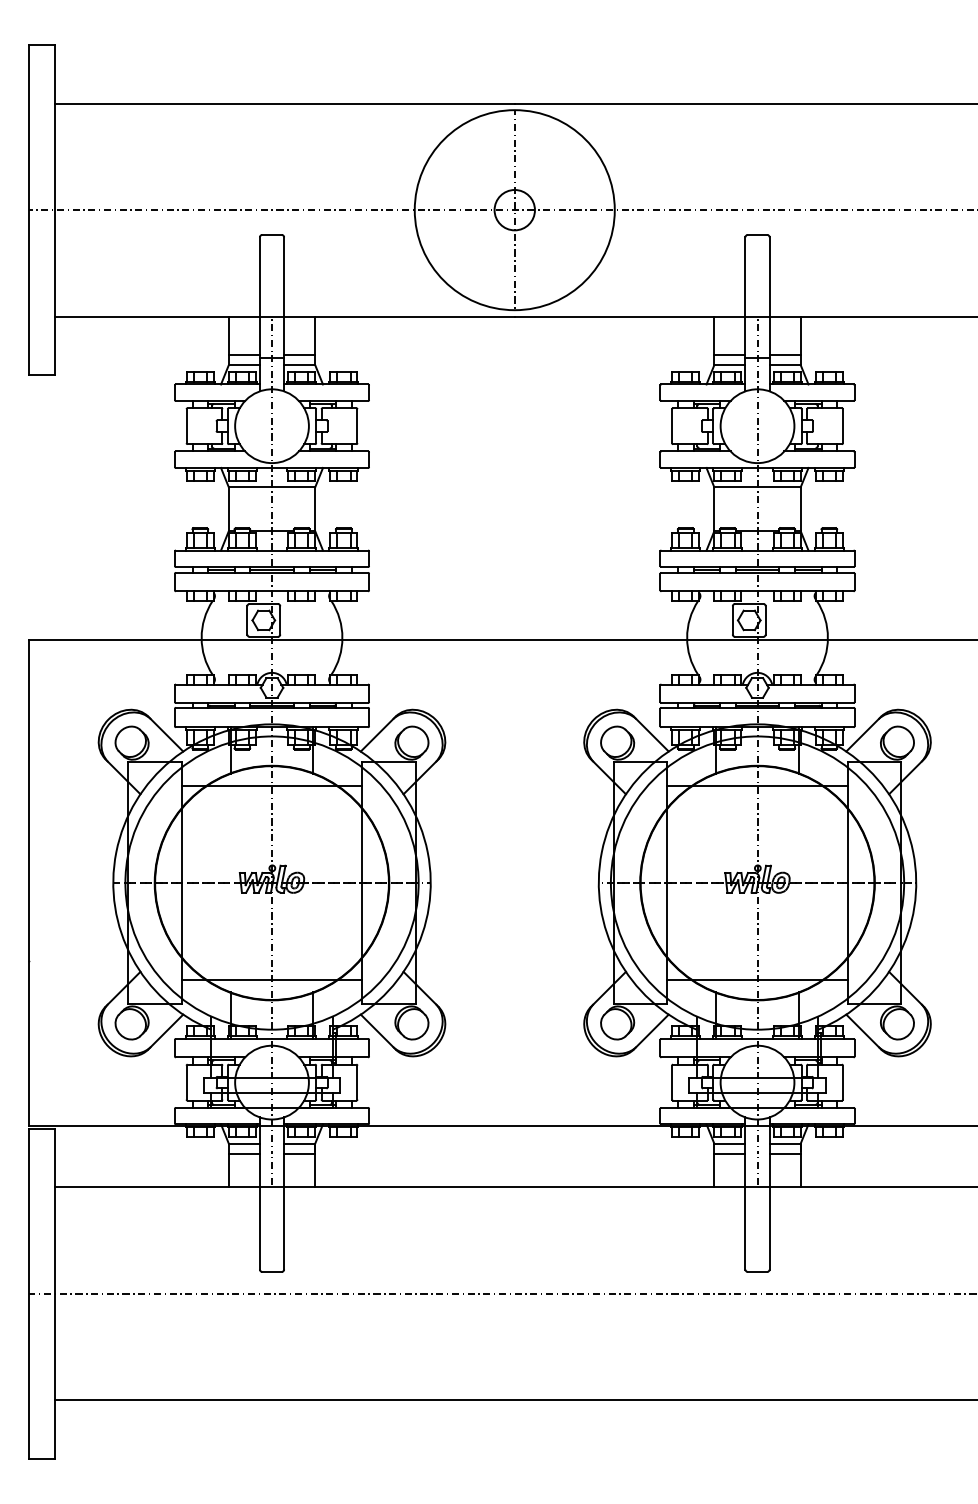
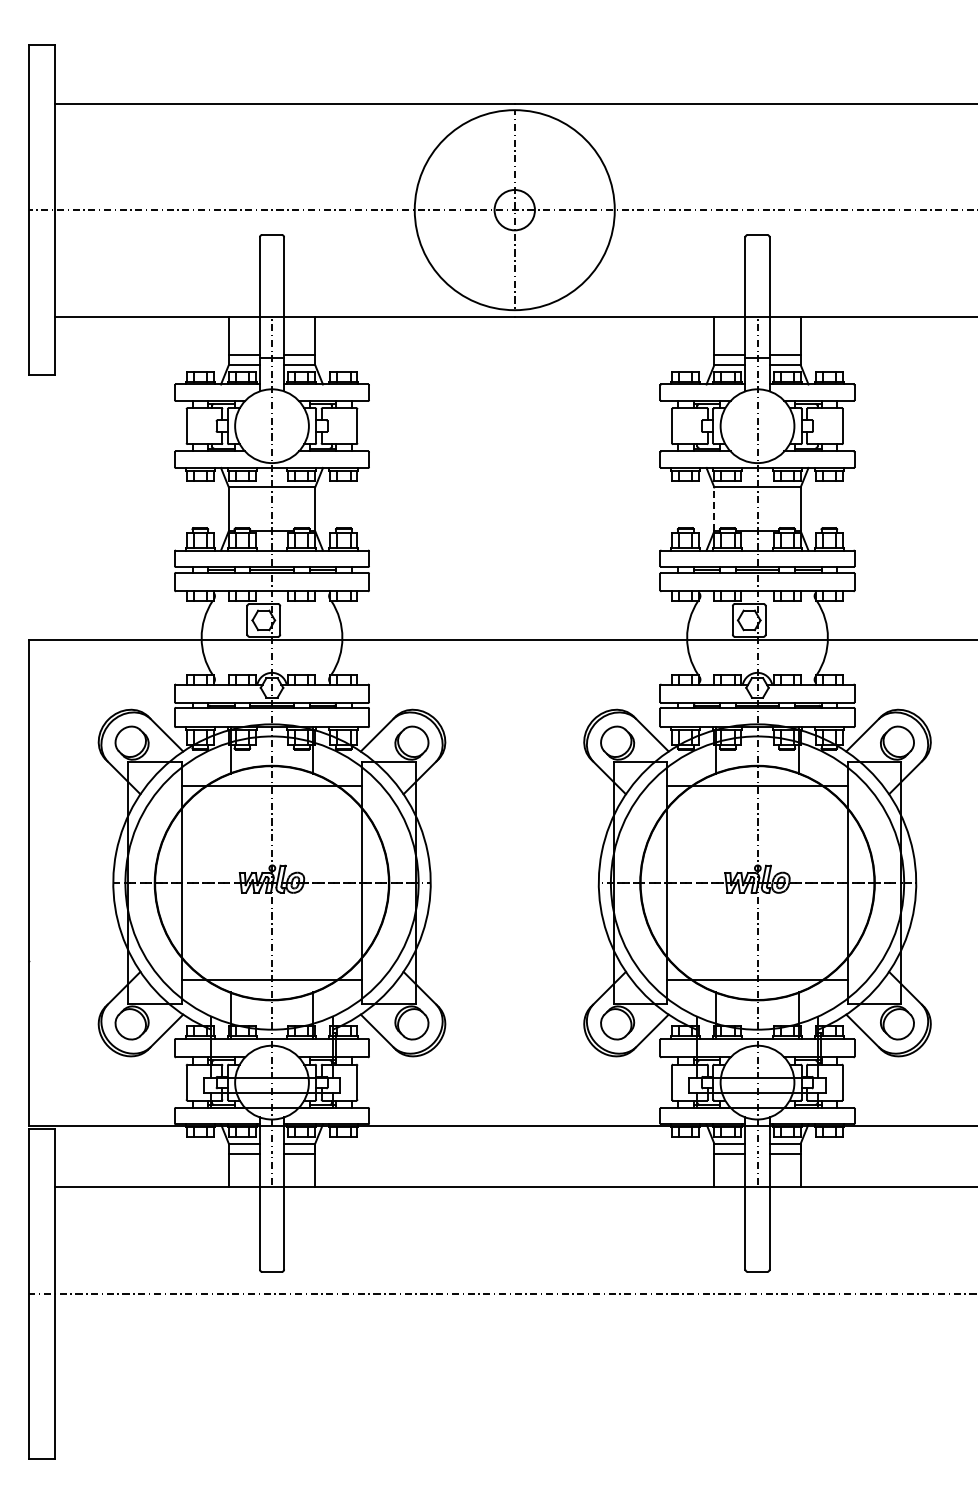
line: solid -> dashed (714, 509)
line: present -> none (514, 1400)
